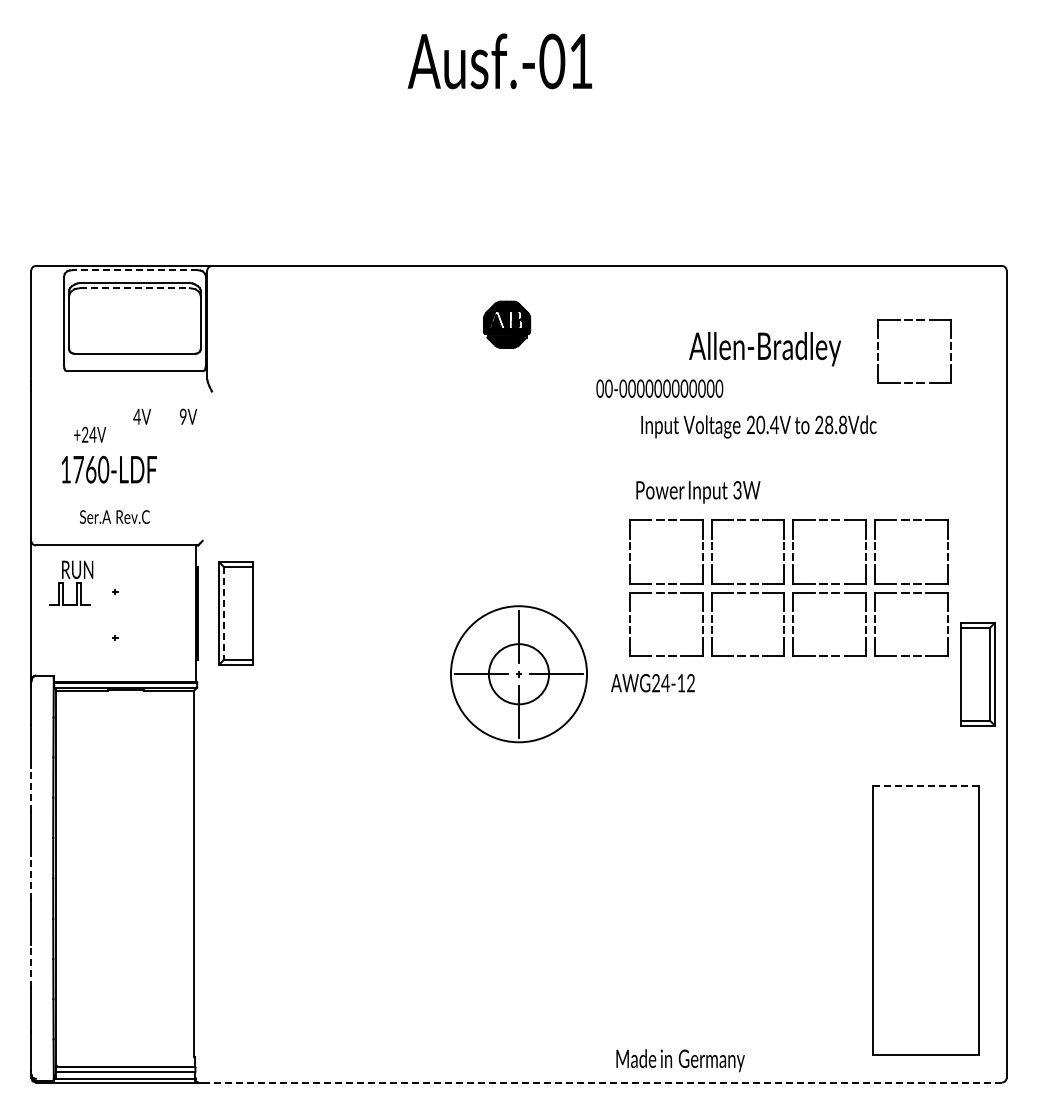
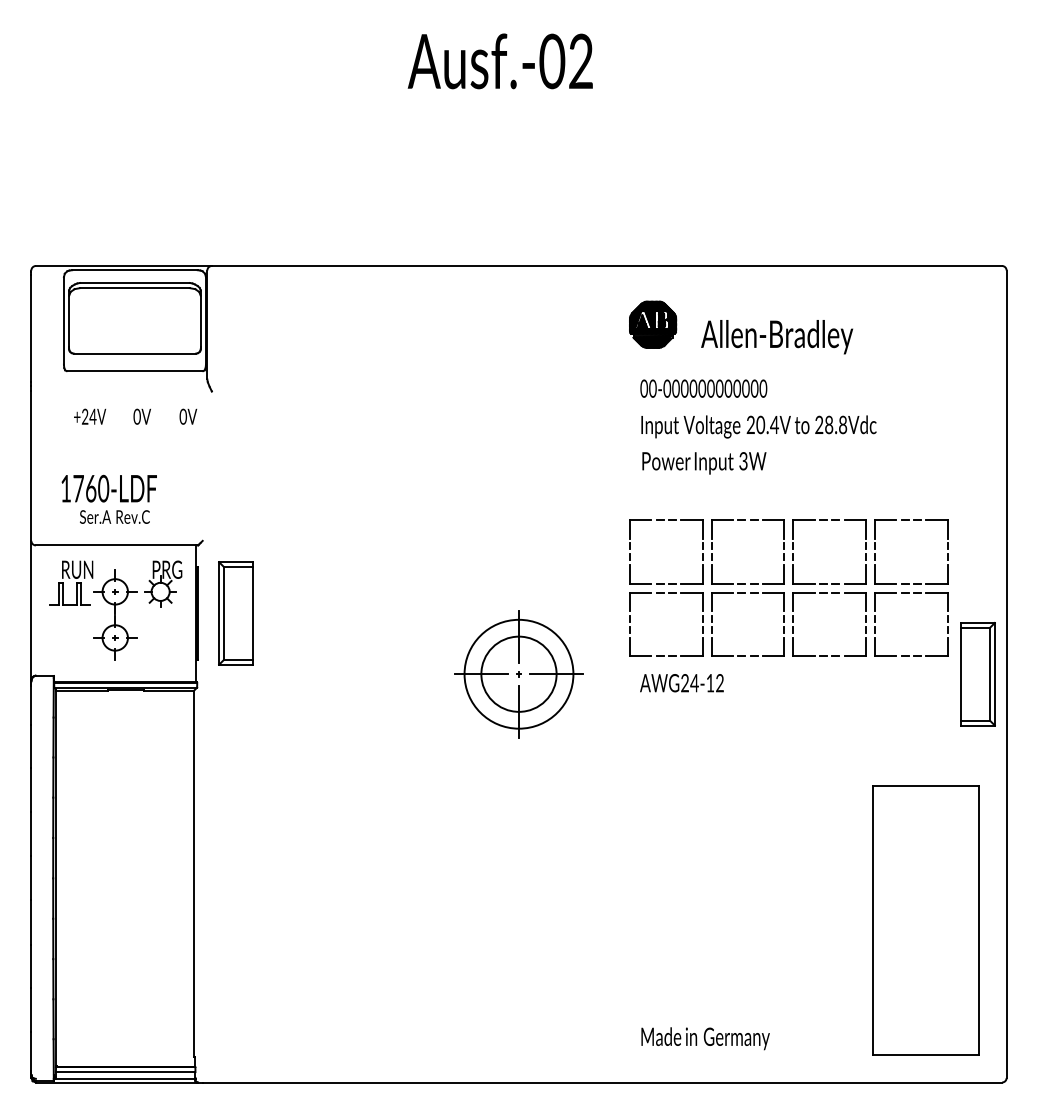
text: Ausf.-01 -> Ausf.-02 (580, 60)
line: dashed -> solid (134, 270)
line: dashed -> solid (134, 288)
part: present -> none (912, 320)
part position: (507, 324) -> (653, 324) (653, 324)
text position: (765, 349) -> (777, 337) (777, 337)
text position: (659, 388) -> (703, 388) (703, 388)
text: 4V -> 0V (136, 416)
text: 9V -> 0V (182, 417)
text position: (90, 434) -> (90, 416) (90, 416)
text position: (108, 469) -> (108, 488) (108, 488)
text position: (698, 492) -> (704, 463) (704, 463)
part: none -> present (148, 602)
line: dashed -> solid (223, 613)
circle diameter: 136 px -> 109 px (518, 673)
circle diameter: 60 px -> 75 px (518, 673)
text position: (652, 683) -> (681, 683) (681, 683)
line: dashed -> solid (926, 785)
line: dashed -> solid (31, 790)
line: dashed -> solid (31, 877)
line: dashed -> solid (31, 966)
text position: (680, 1060) -> (705, 1038) (705, 1038)
line: dashed -> solid (602, 1082)
